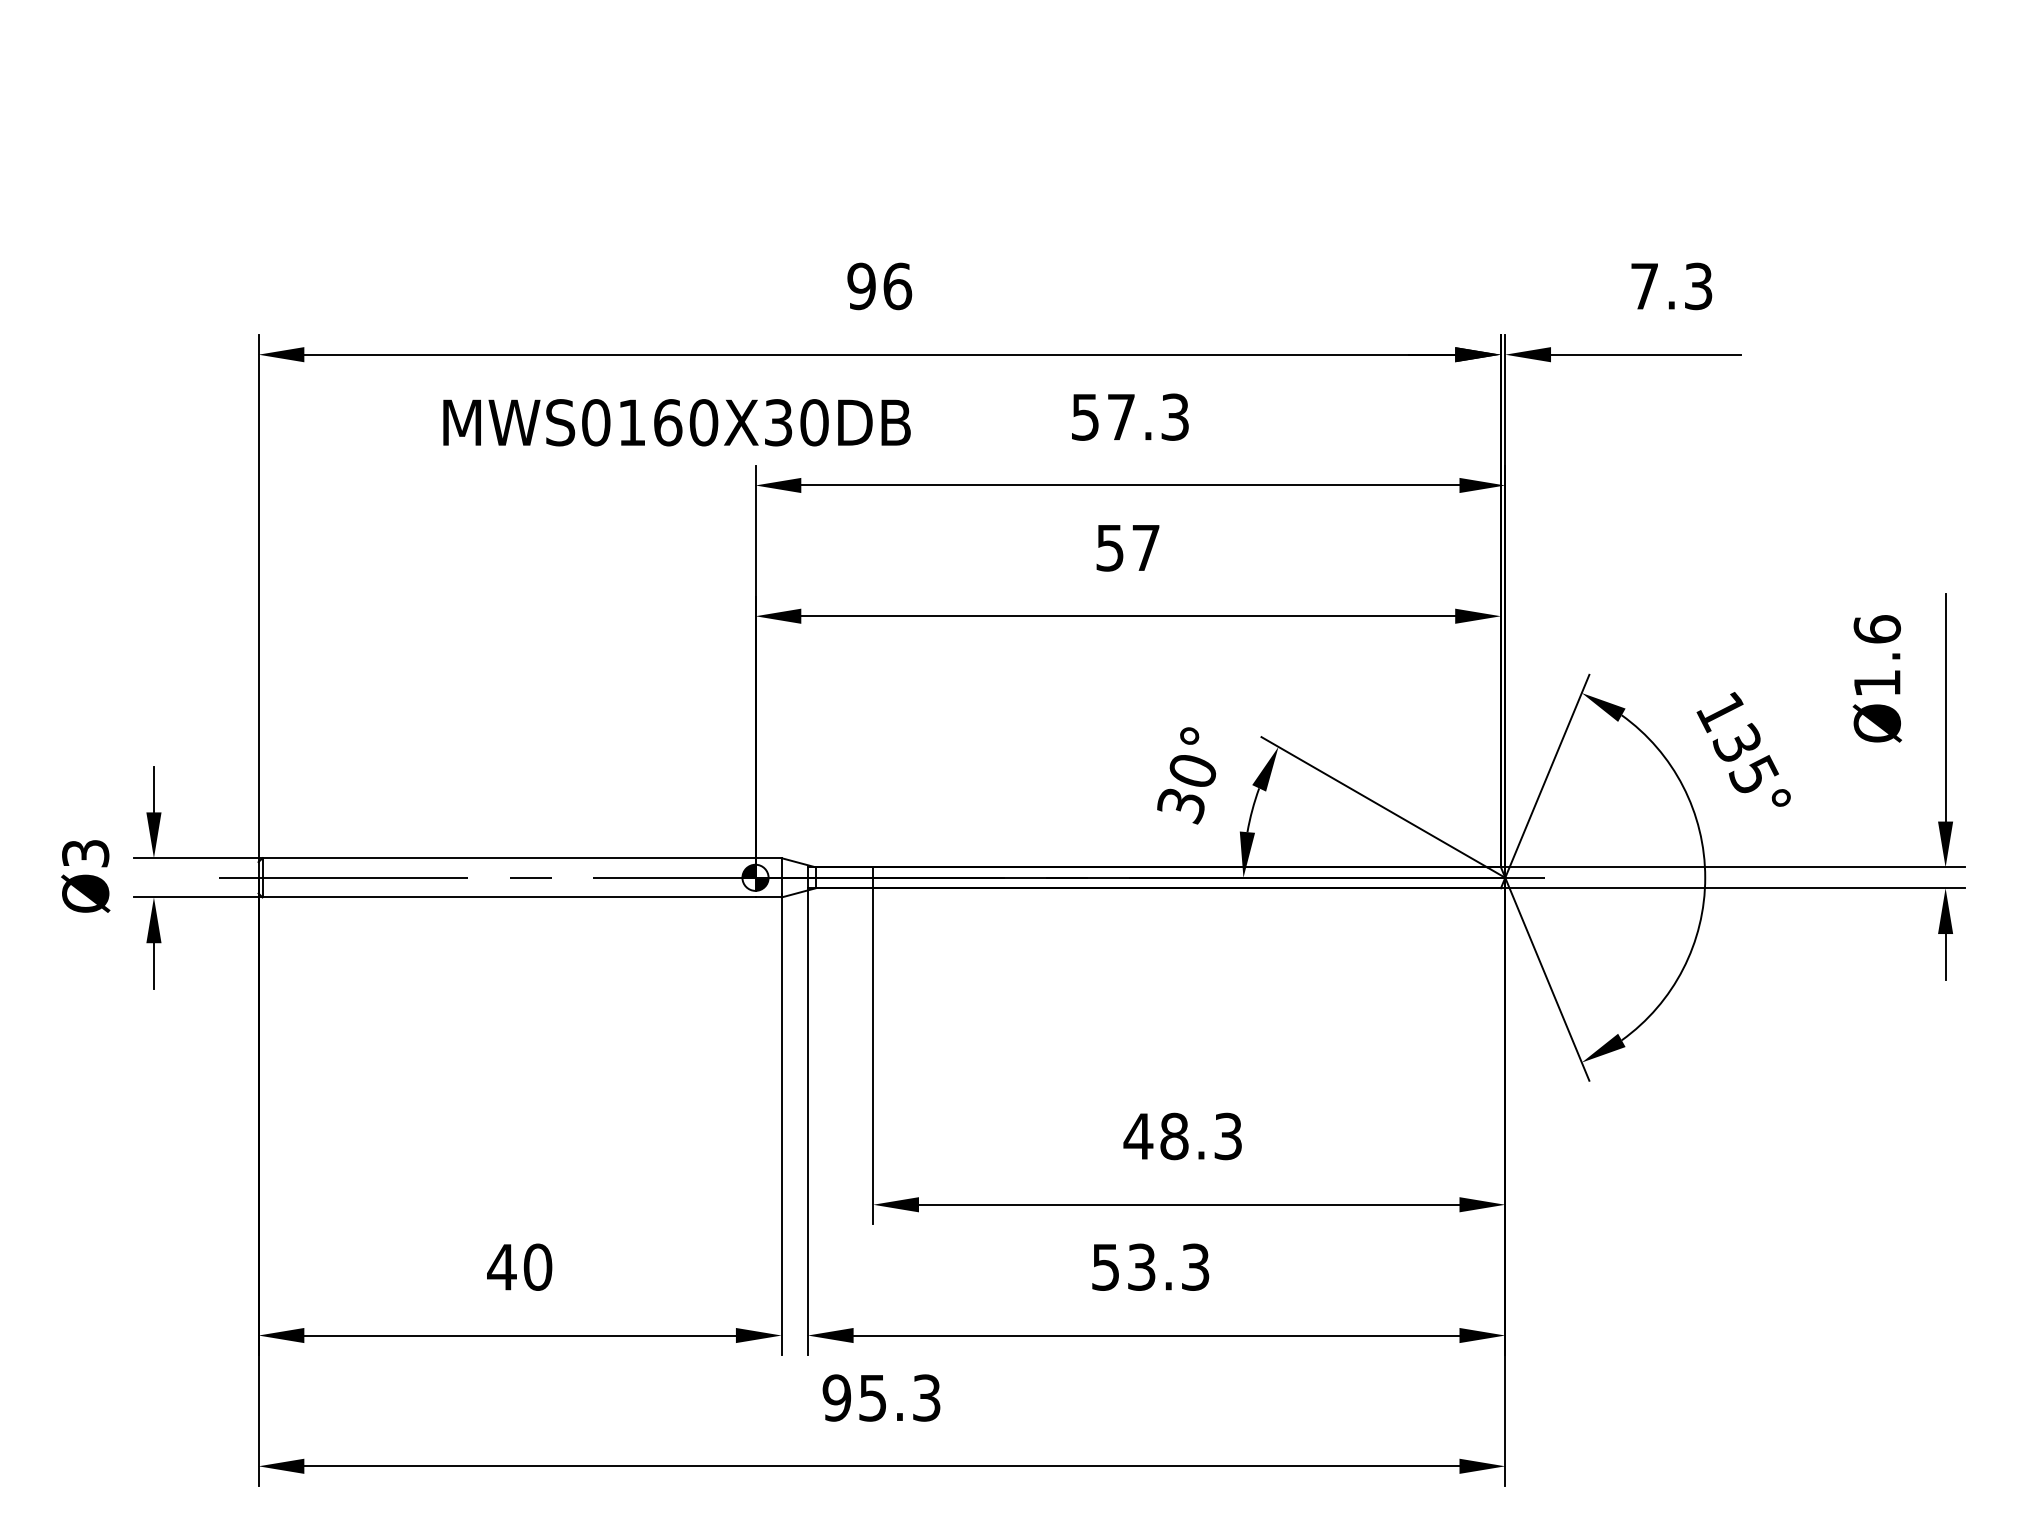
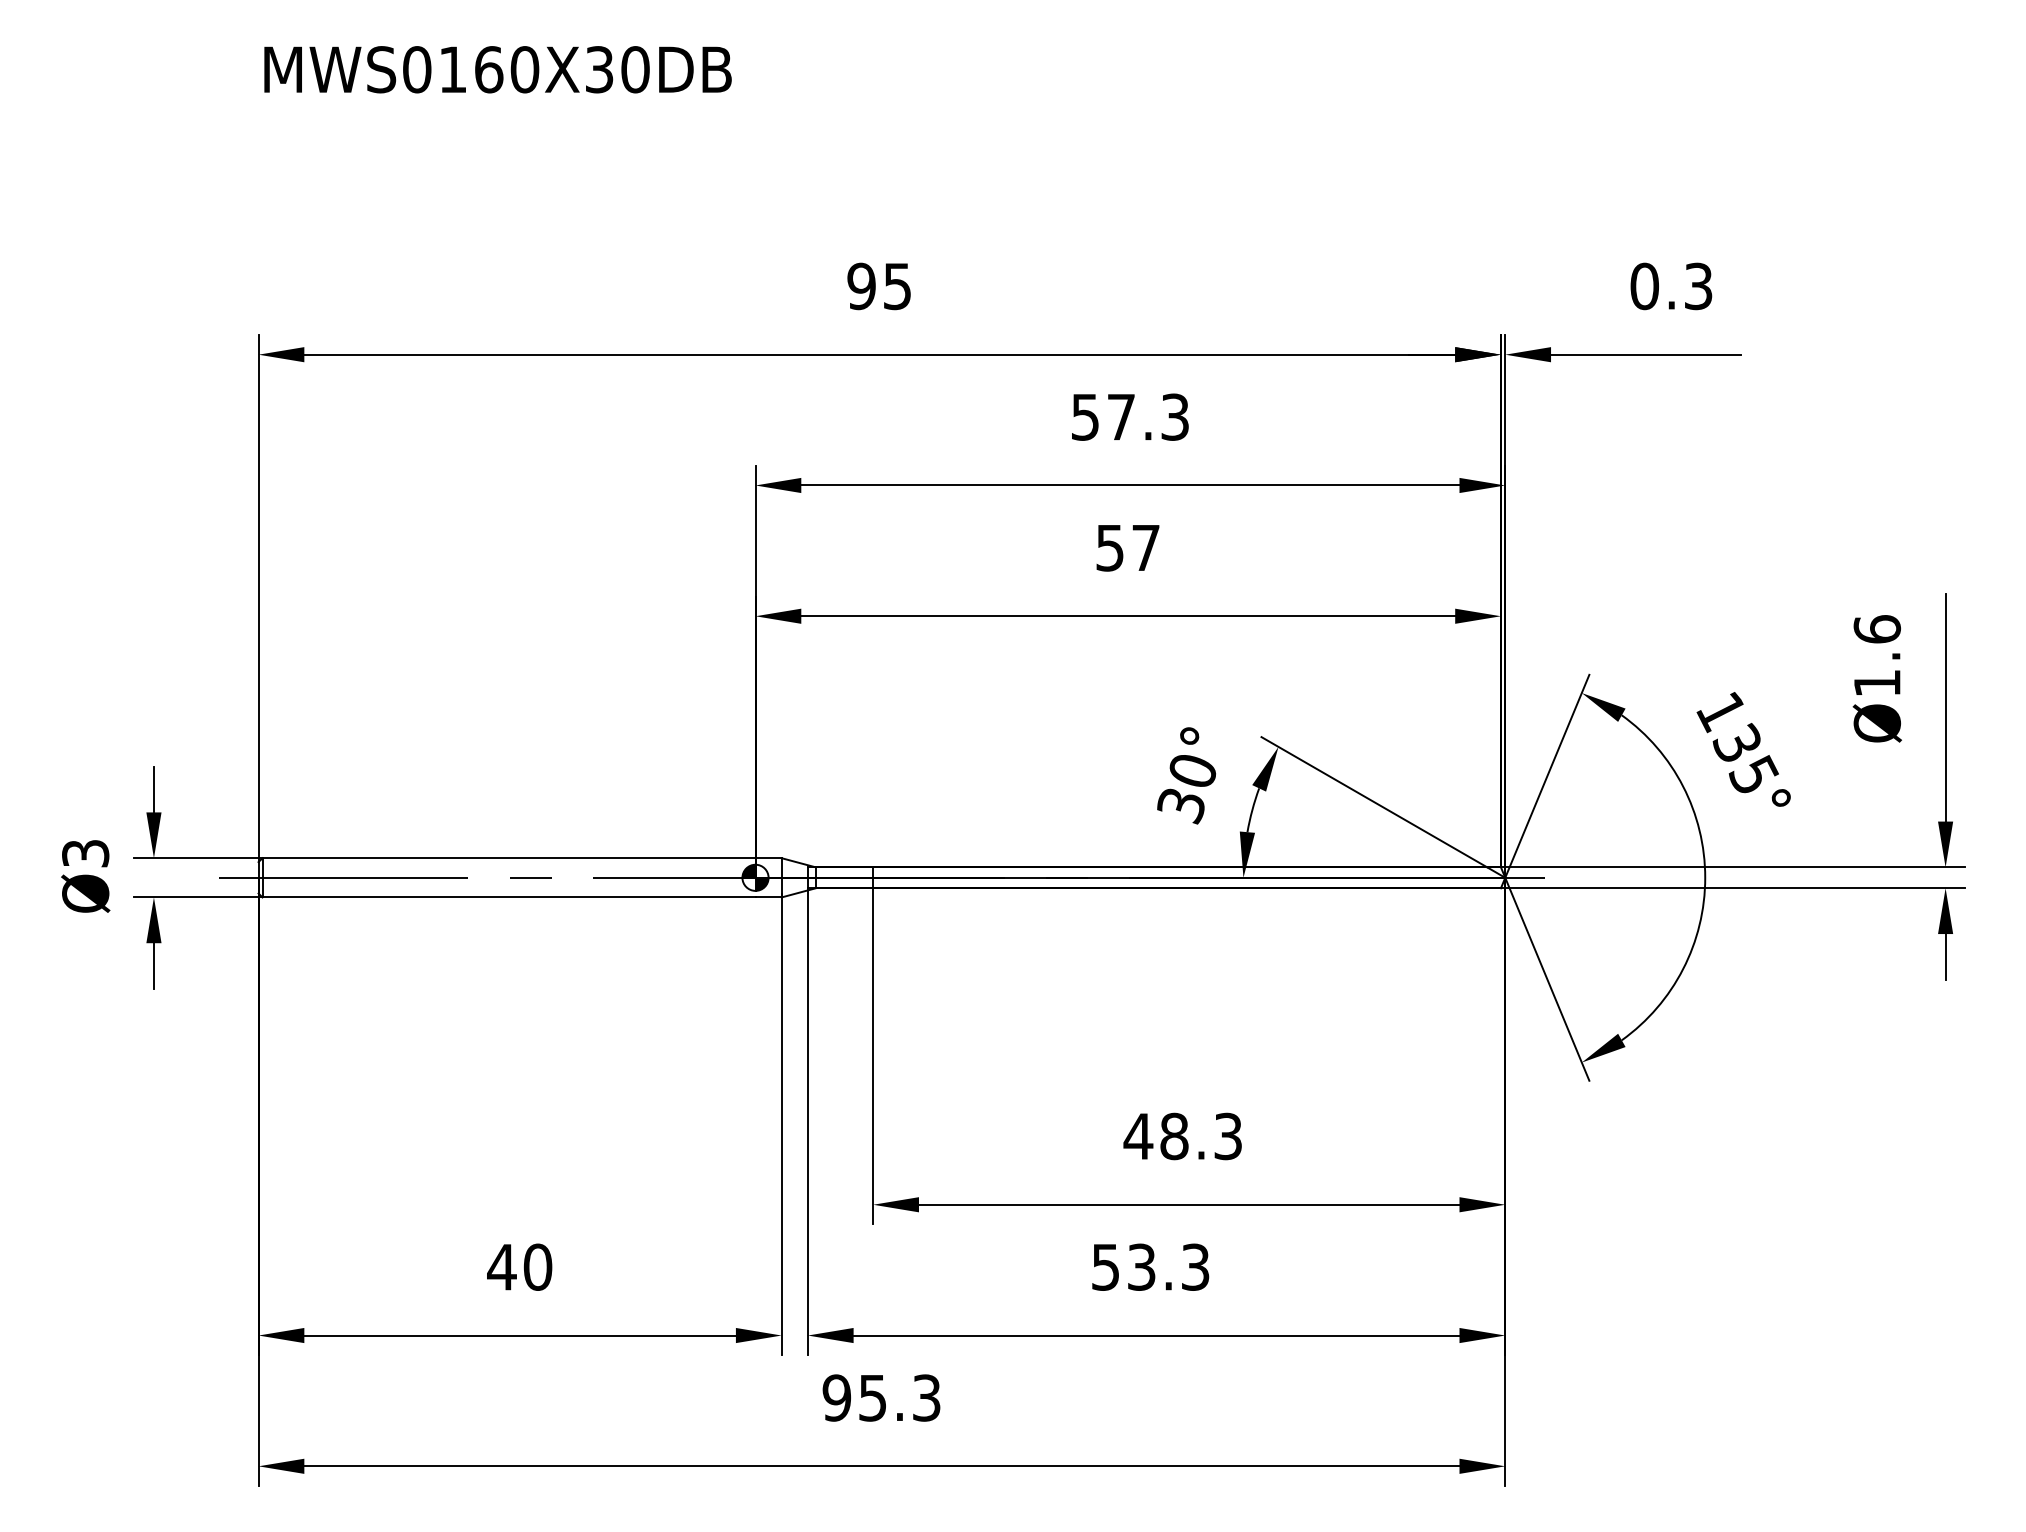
text: 96 -> 95 (897, 286)
text: 7.3 -> 0.3 (1644, 286)
text position: (676, 422) -> (497, 69) (497, 69)
